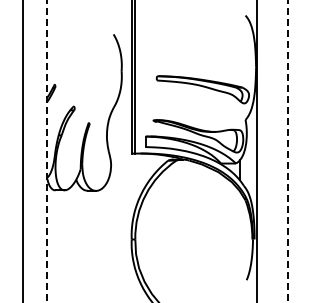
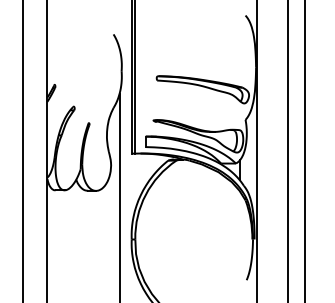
line: none -> present (304, 150)
line: dashed -> solid (47, 151)
line: dashed -> solid (287, 151)
line: none -> present (119, 196)
